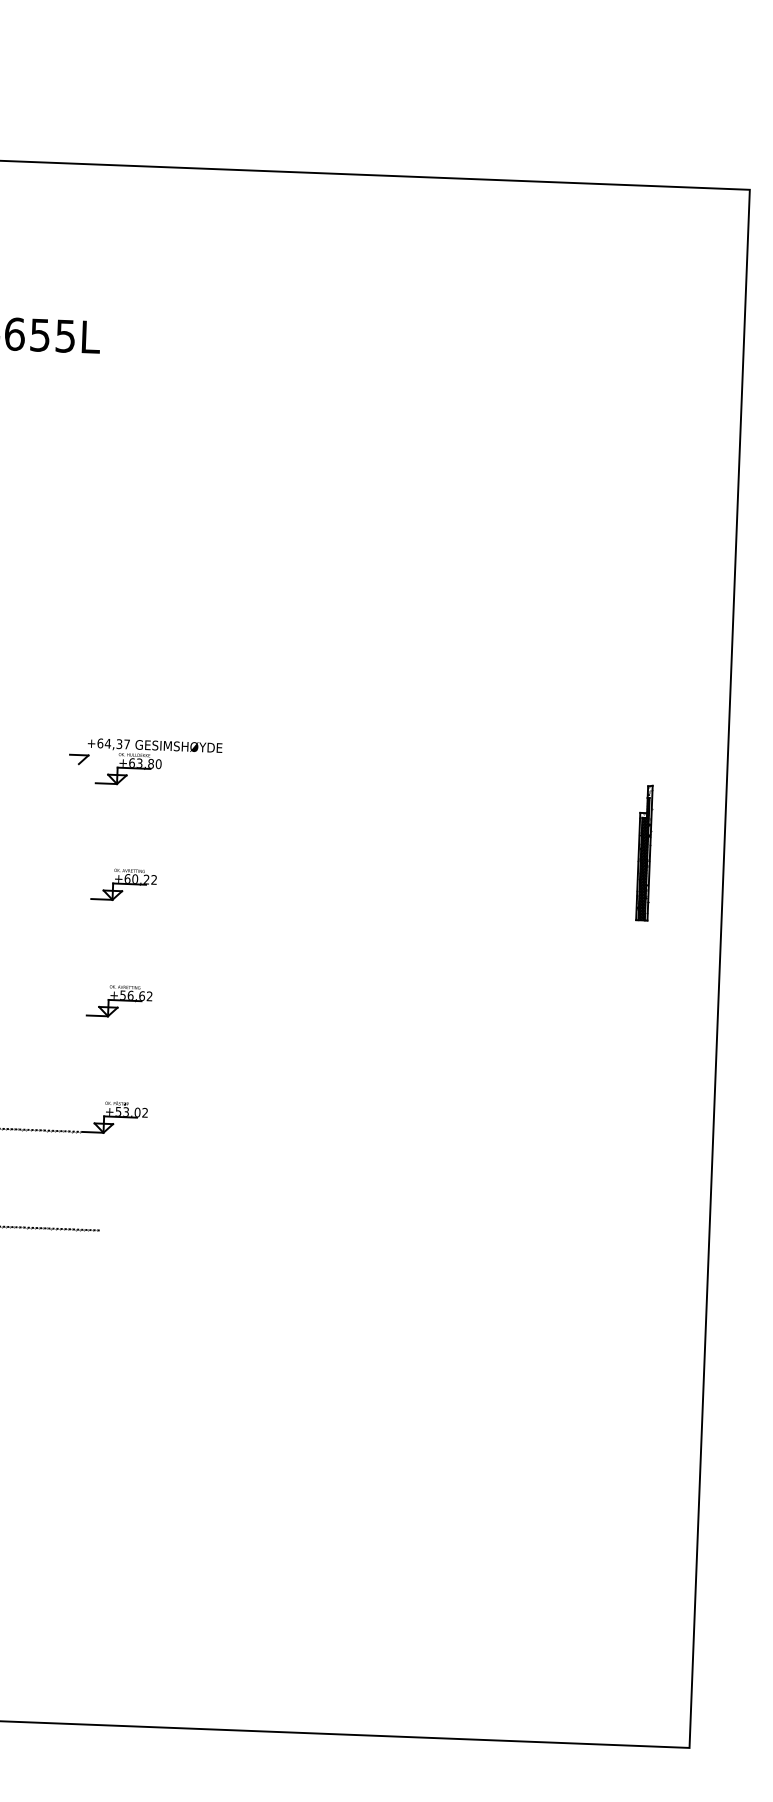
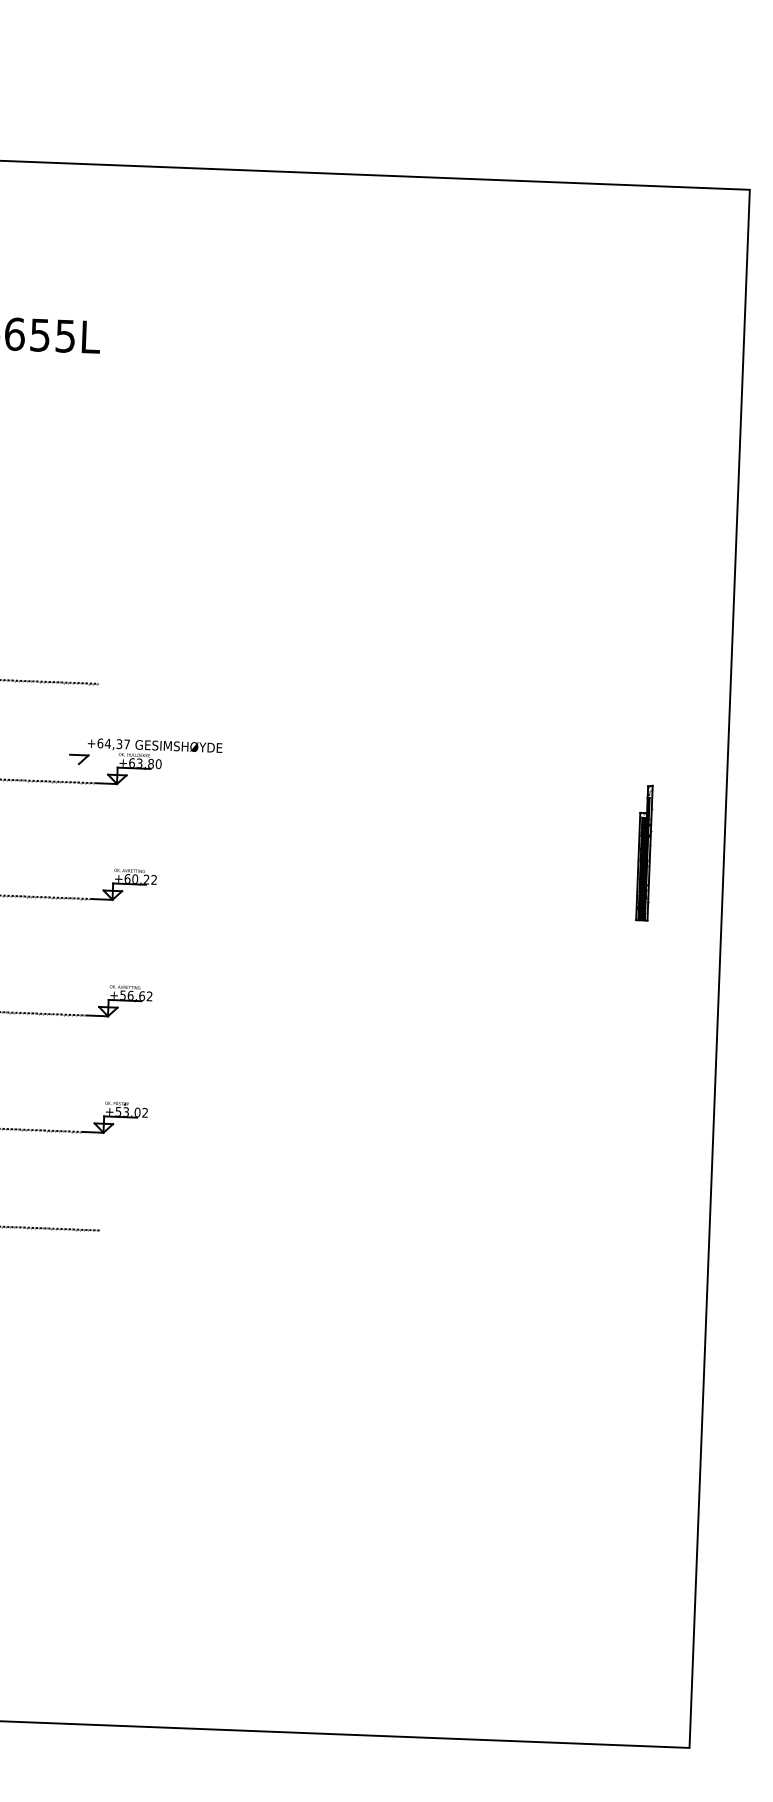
line: none -> present (50, 681)
line: none -> present (48, 781)
line: none -> present (46, 897)
line: none -> present (43, 1013)
